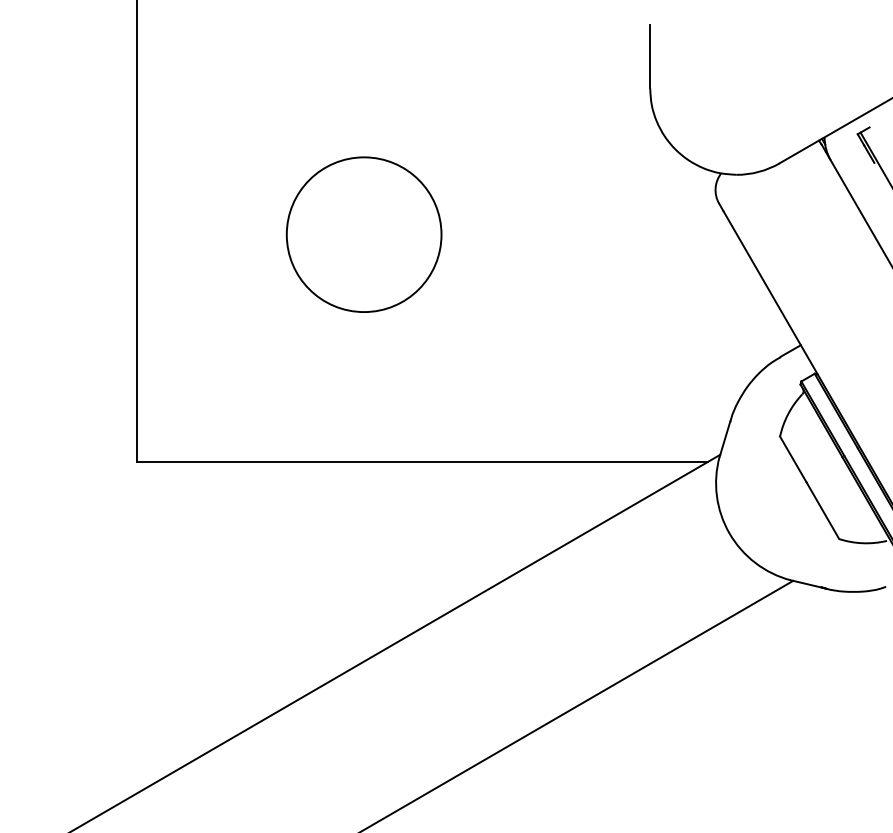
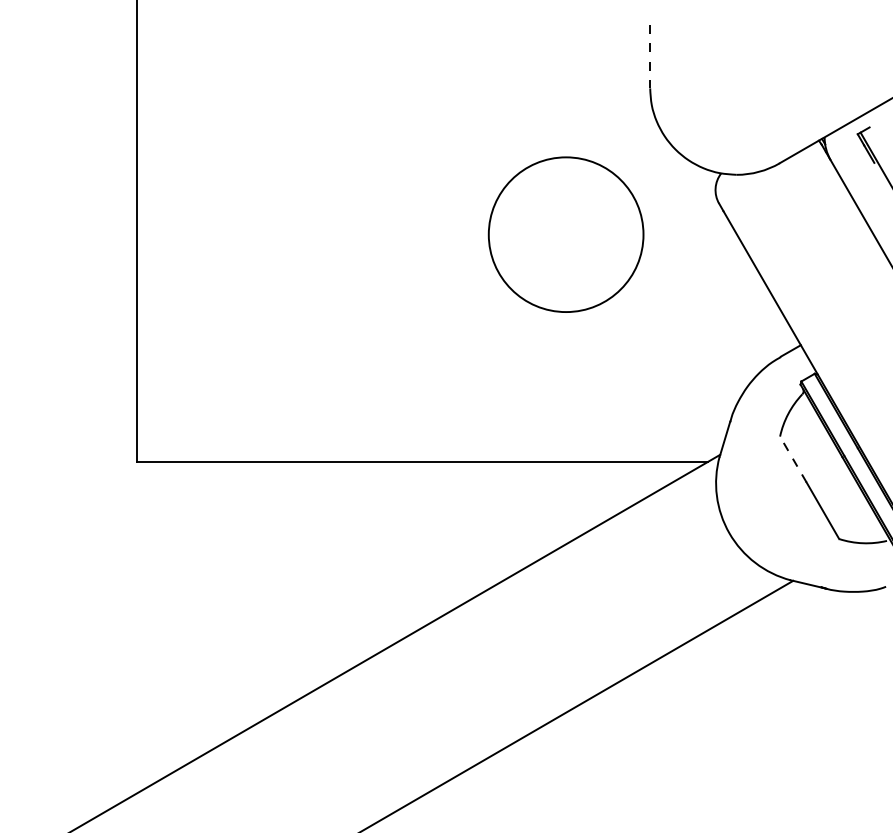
line: solid -> dashed (650, 56)
circle position: (363, 234) -> (565, 234) (565, 234)
line: solid -> dashed (793, 459)
